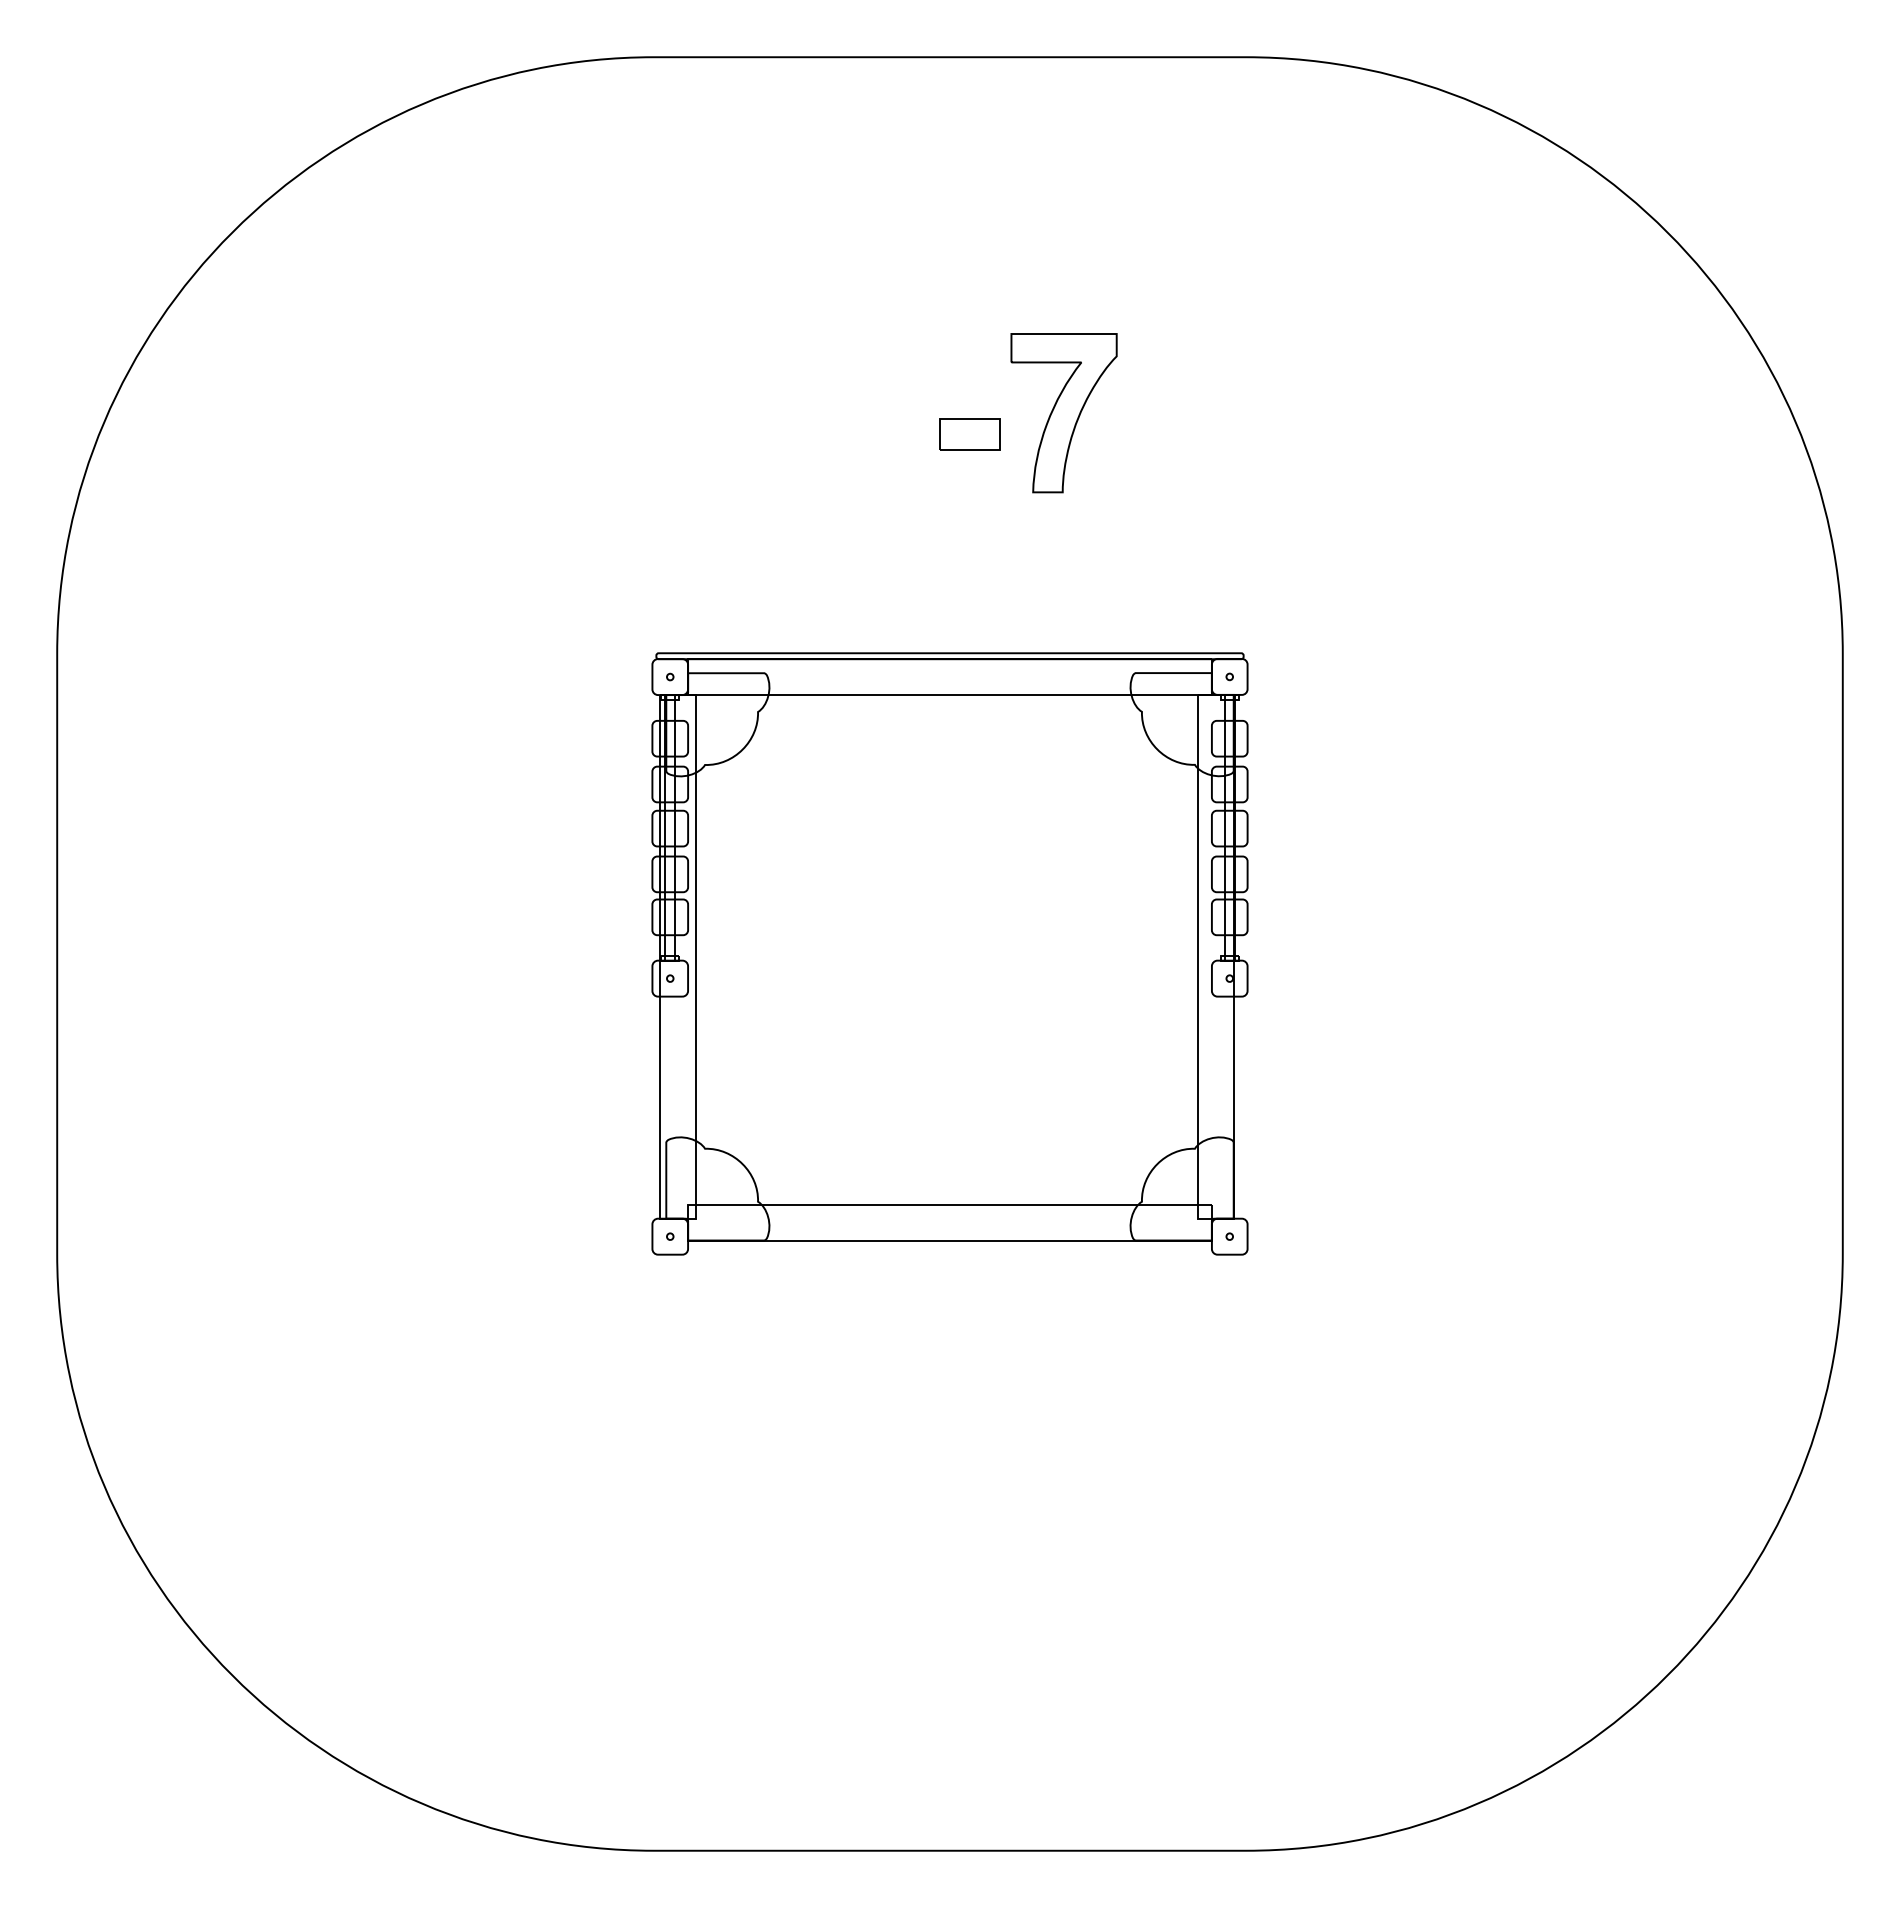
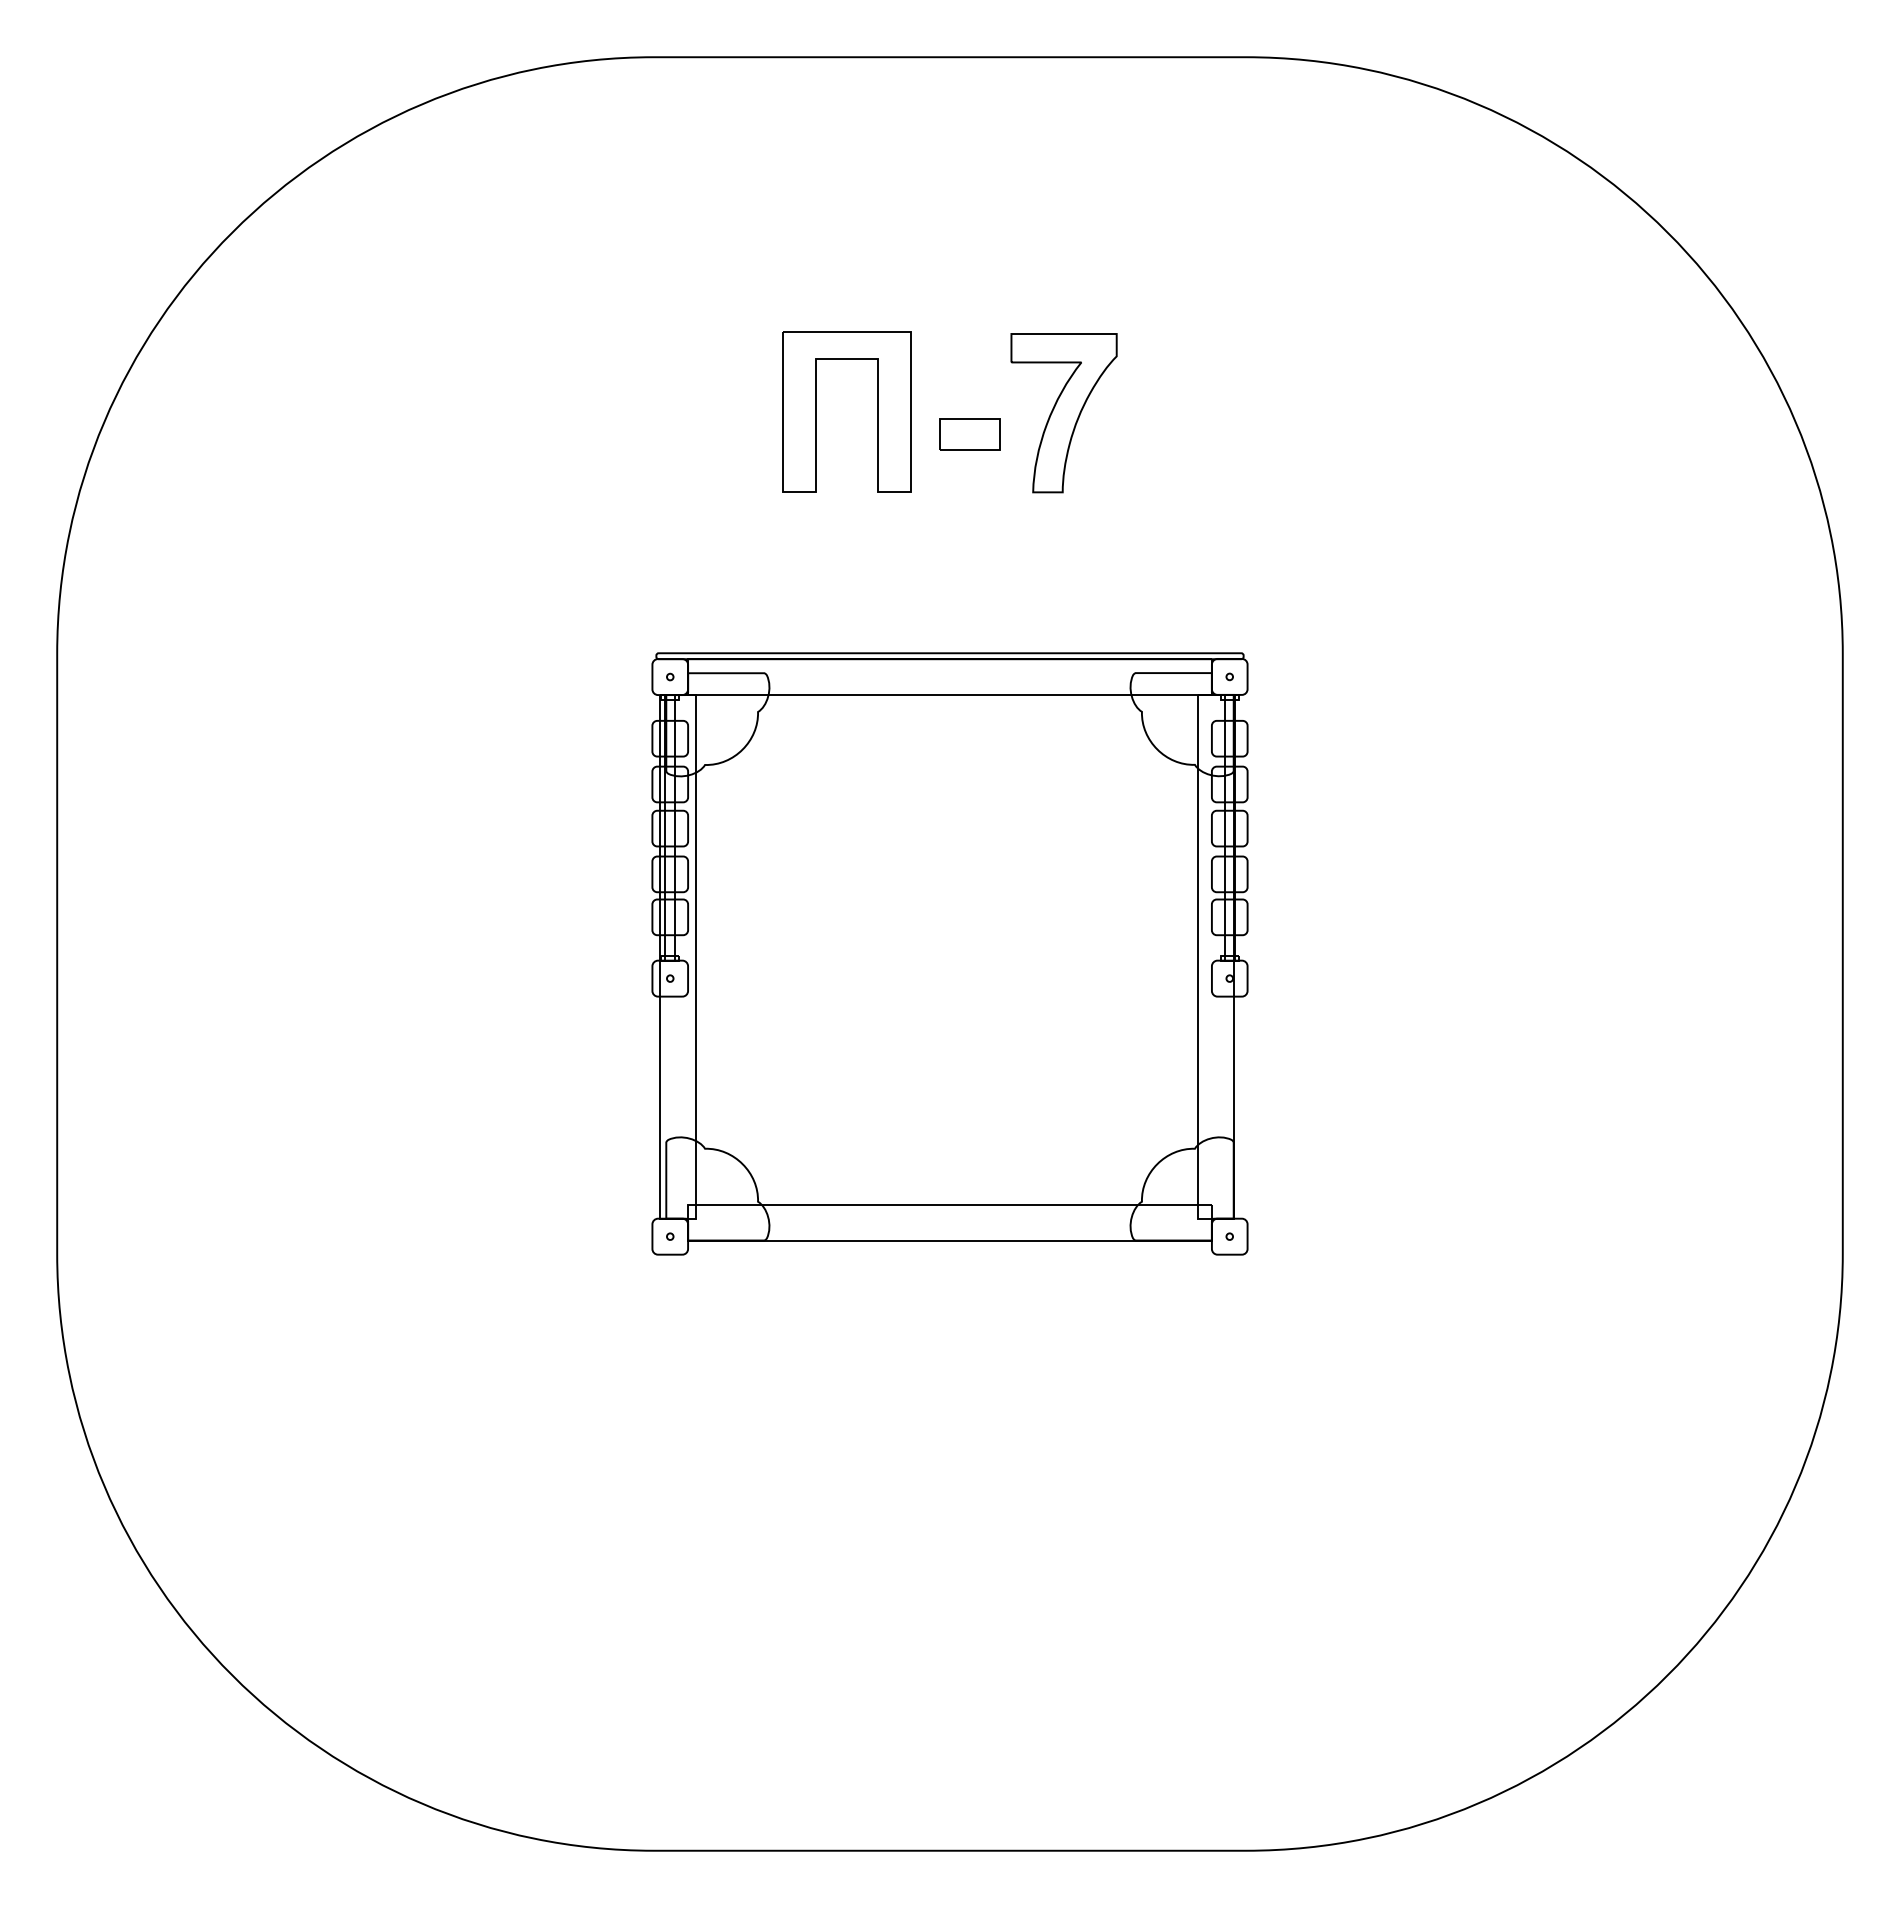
part: none -> present (816, 411)
